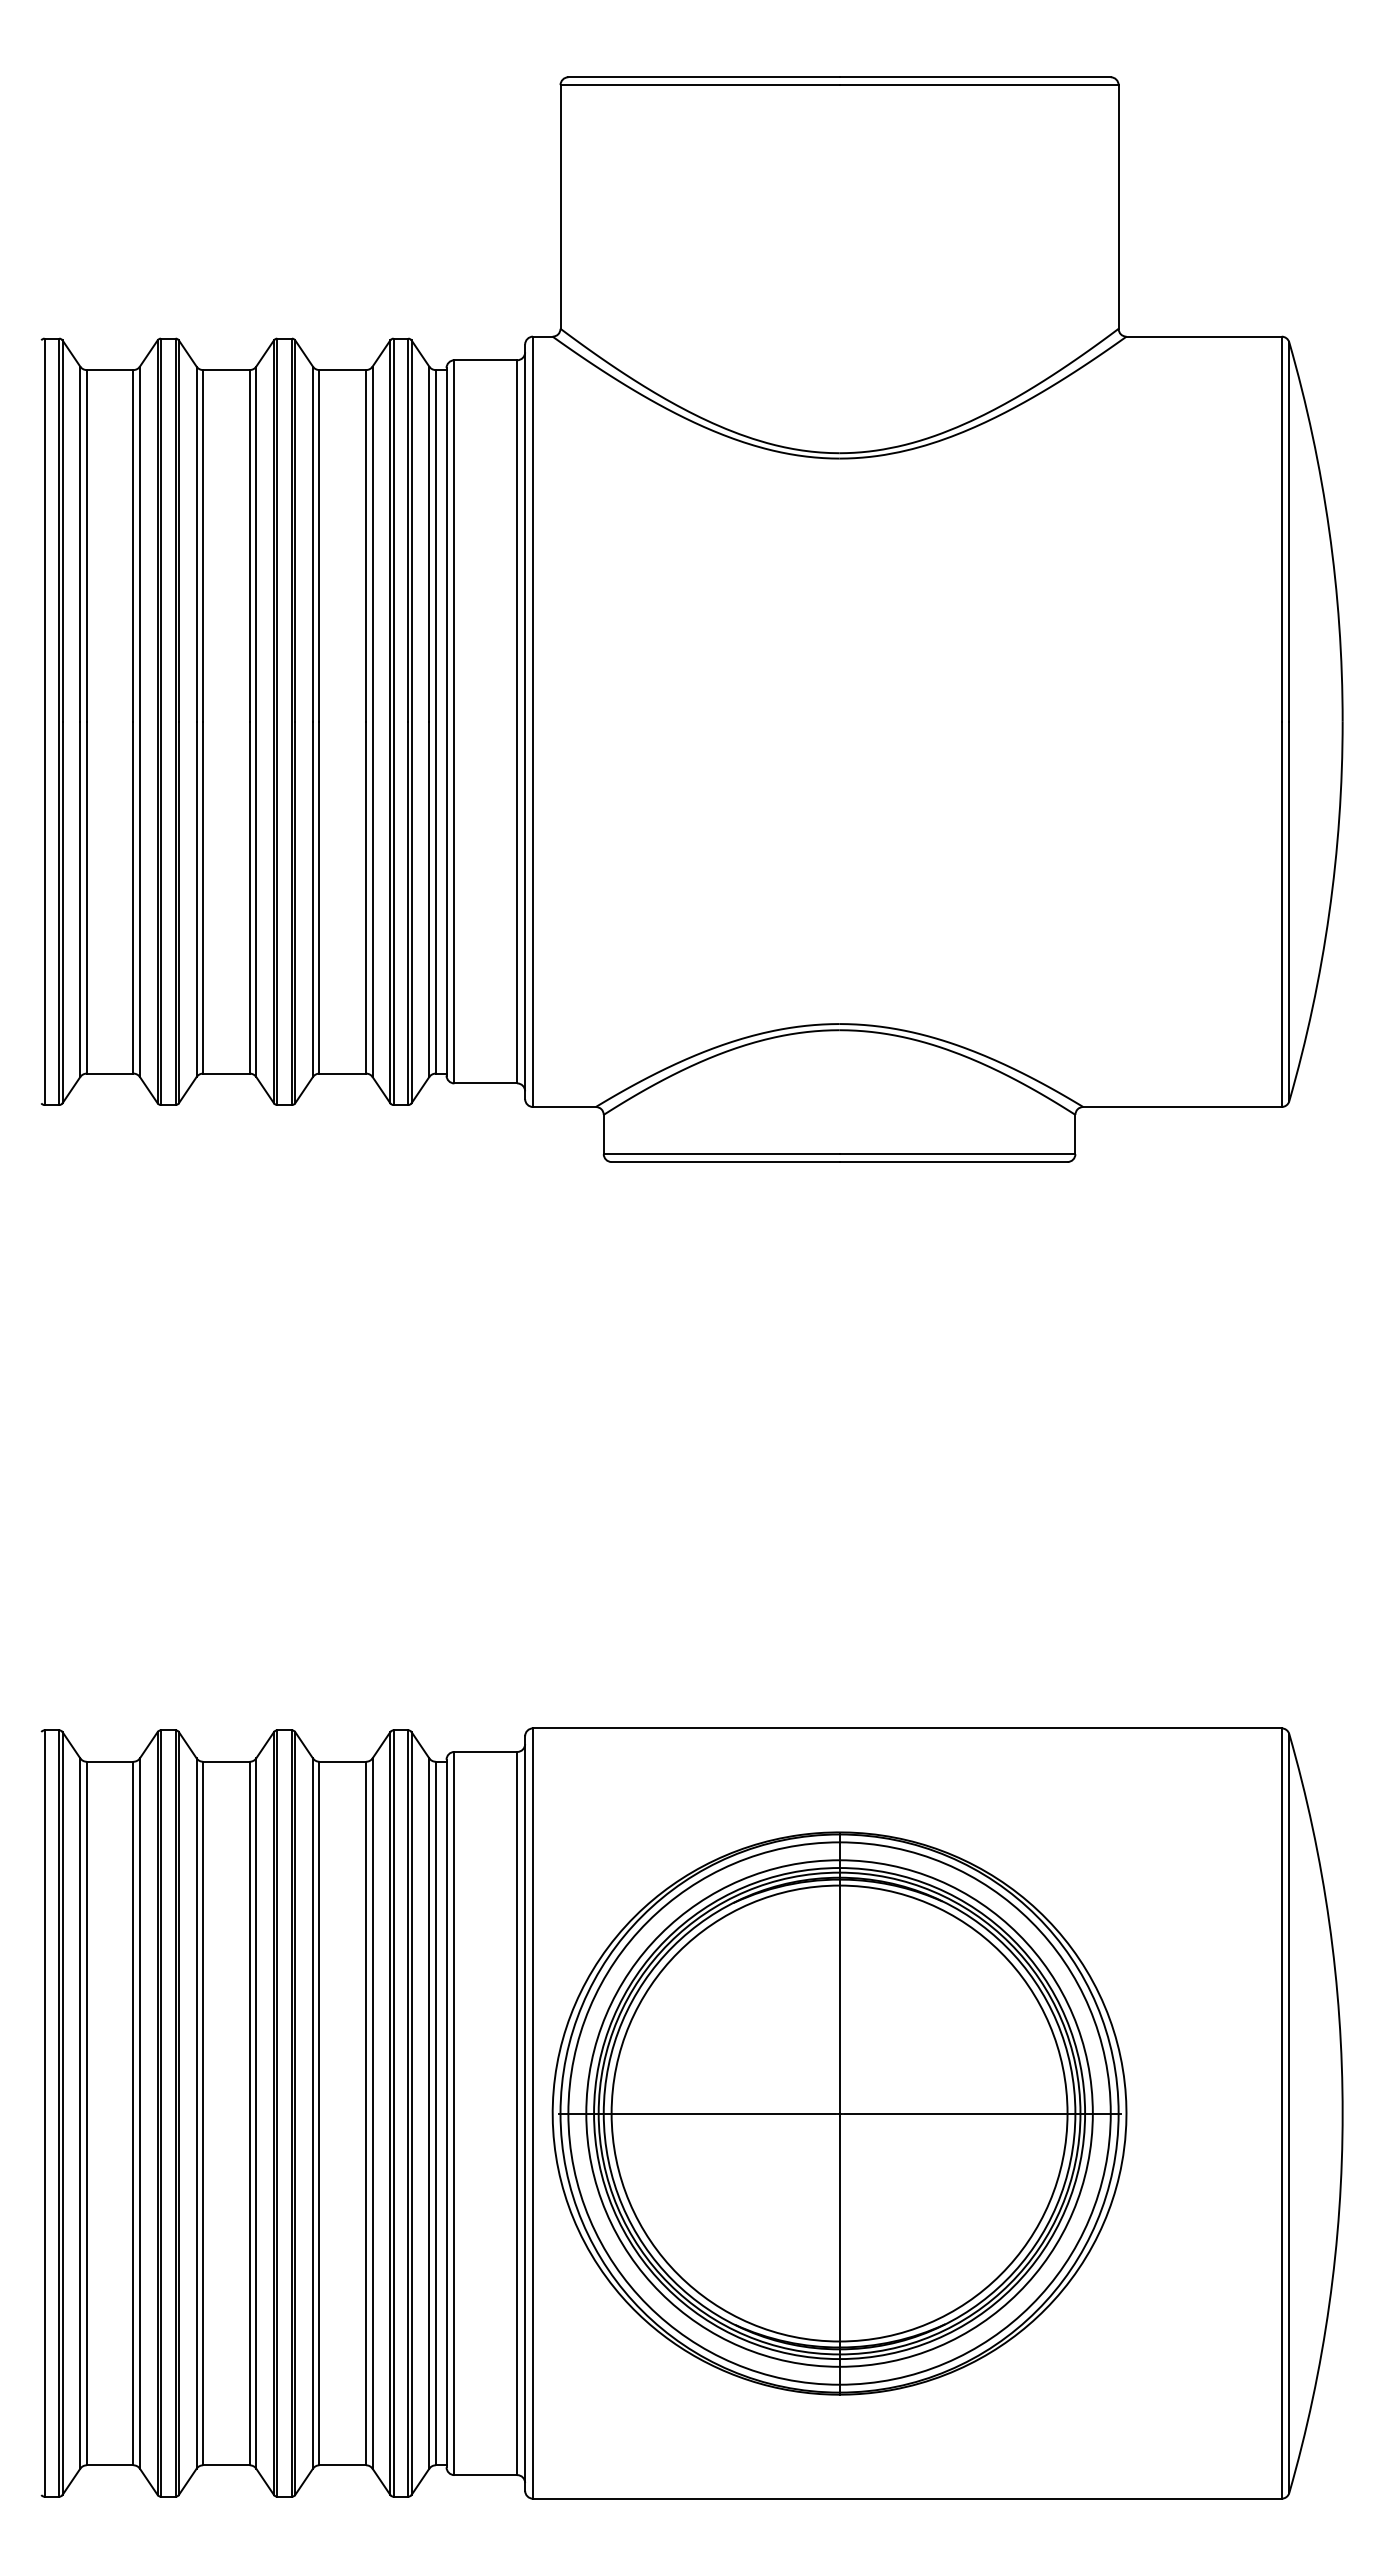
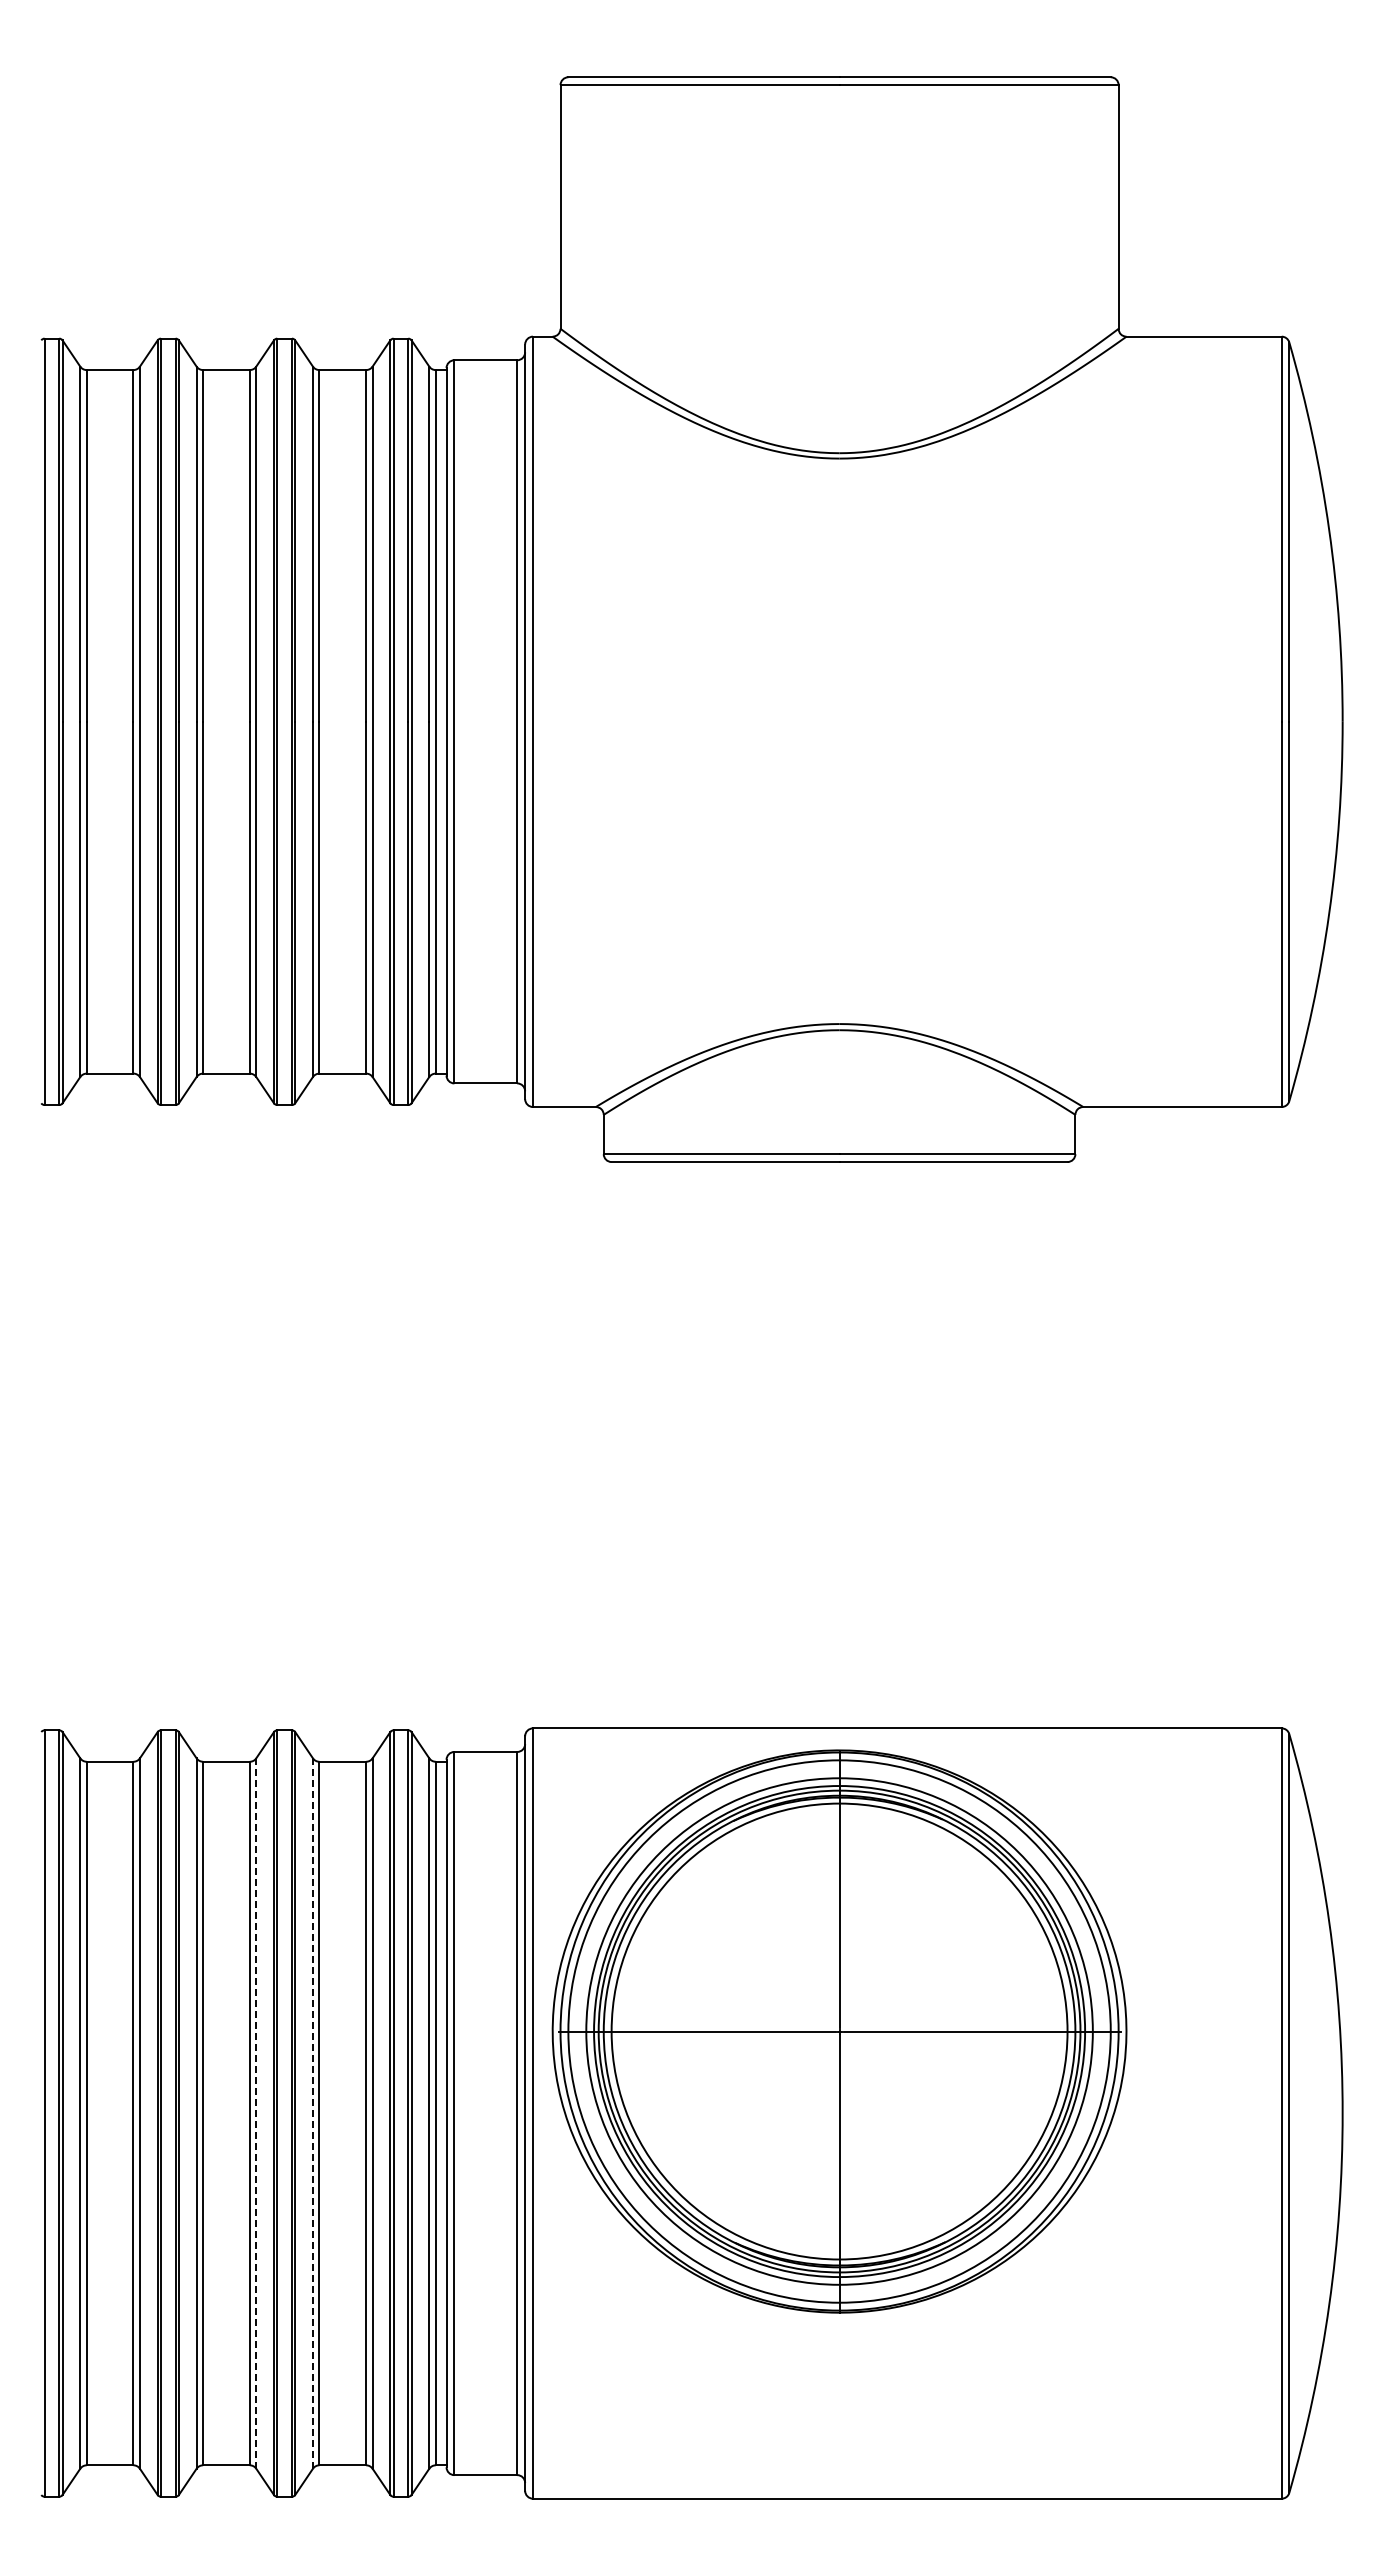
line: solid -> dashed (312, 2113)
part position: (839, 2113) -> (839, 2031) (839, 2031)
line: solid -> dashed (256, 2114)
